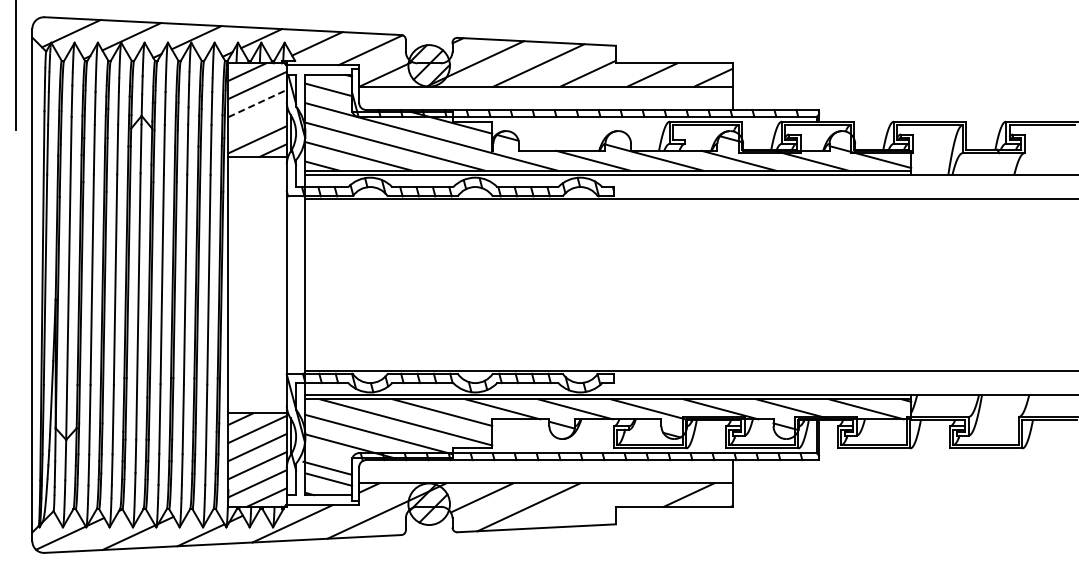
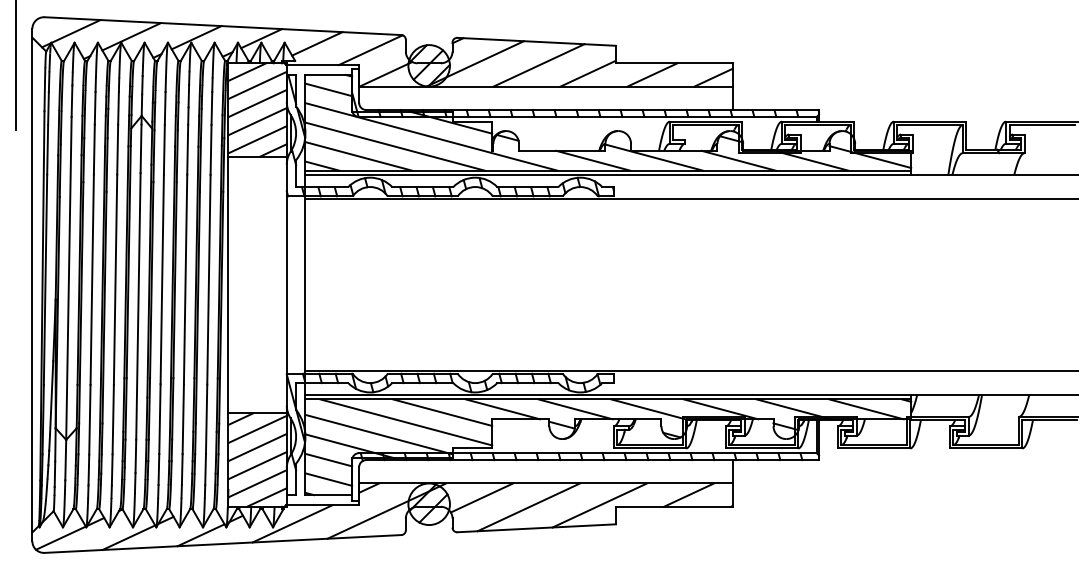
line: dashed -> solid (258, 103)
line: none -> present (257, 121)
line position: (326, 467) -> (328, 459) (328, 459)
line: none -> present (599, 505)
